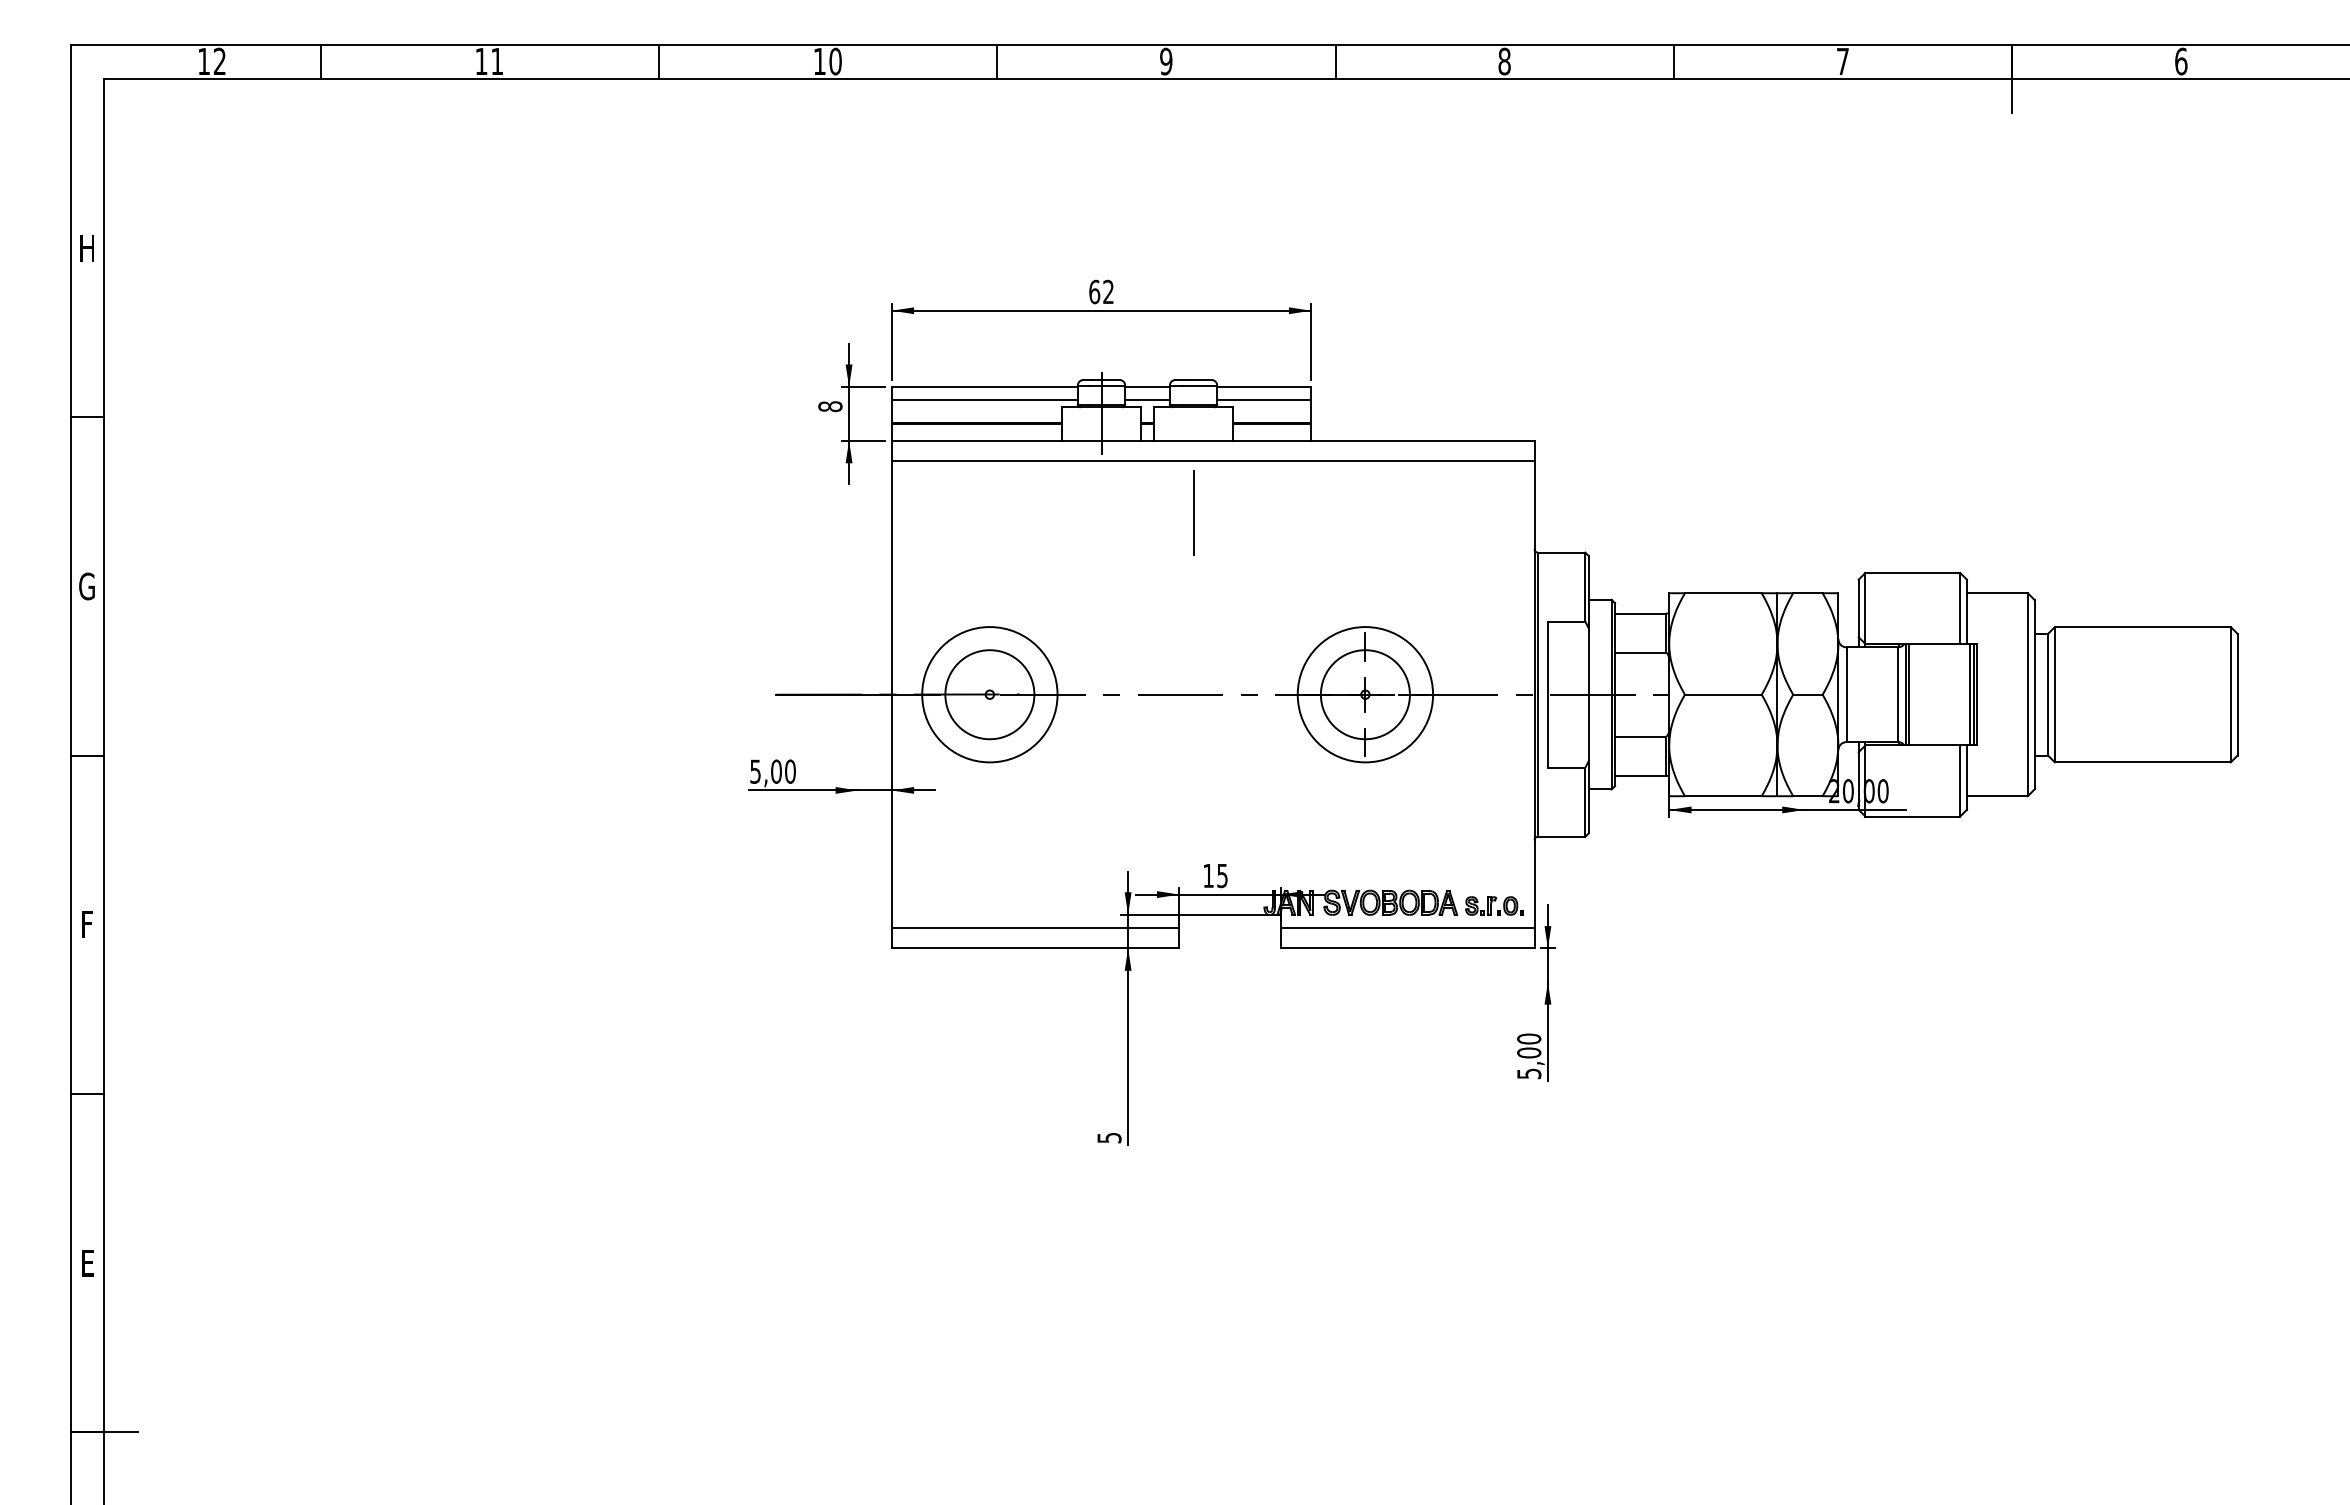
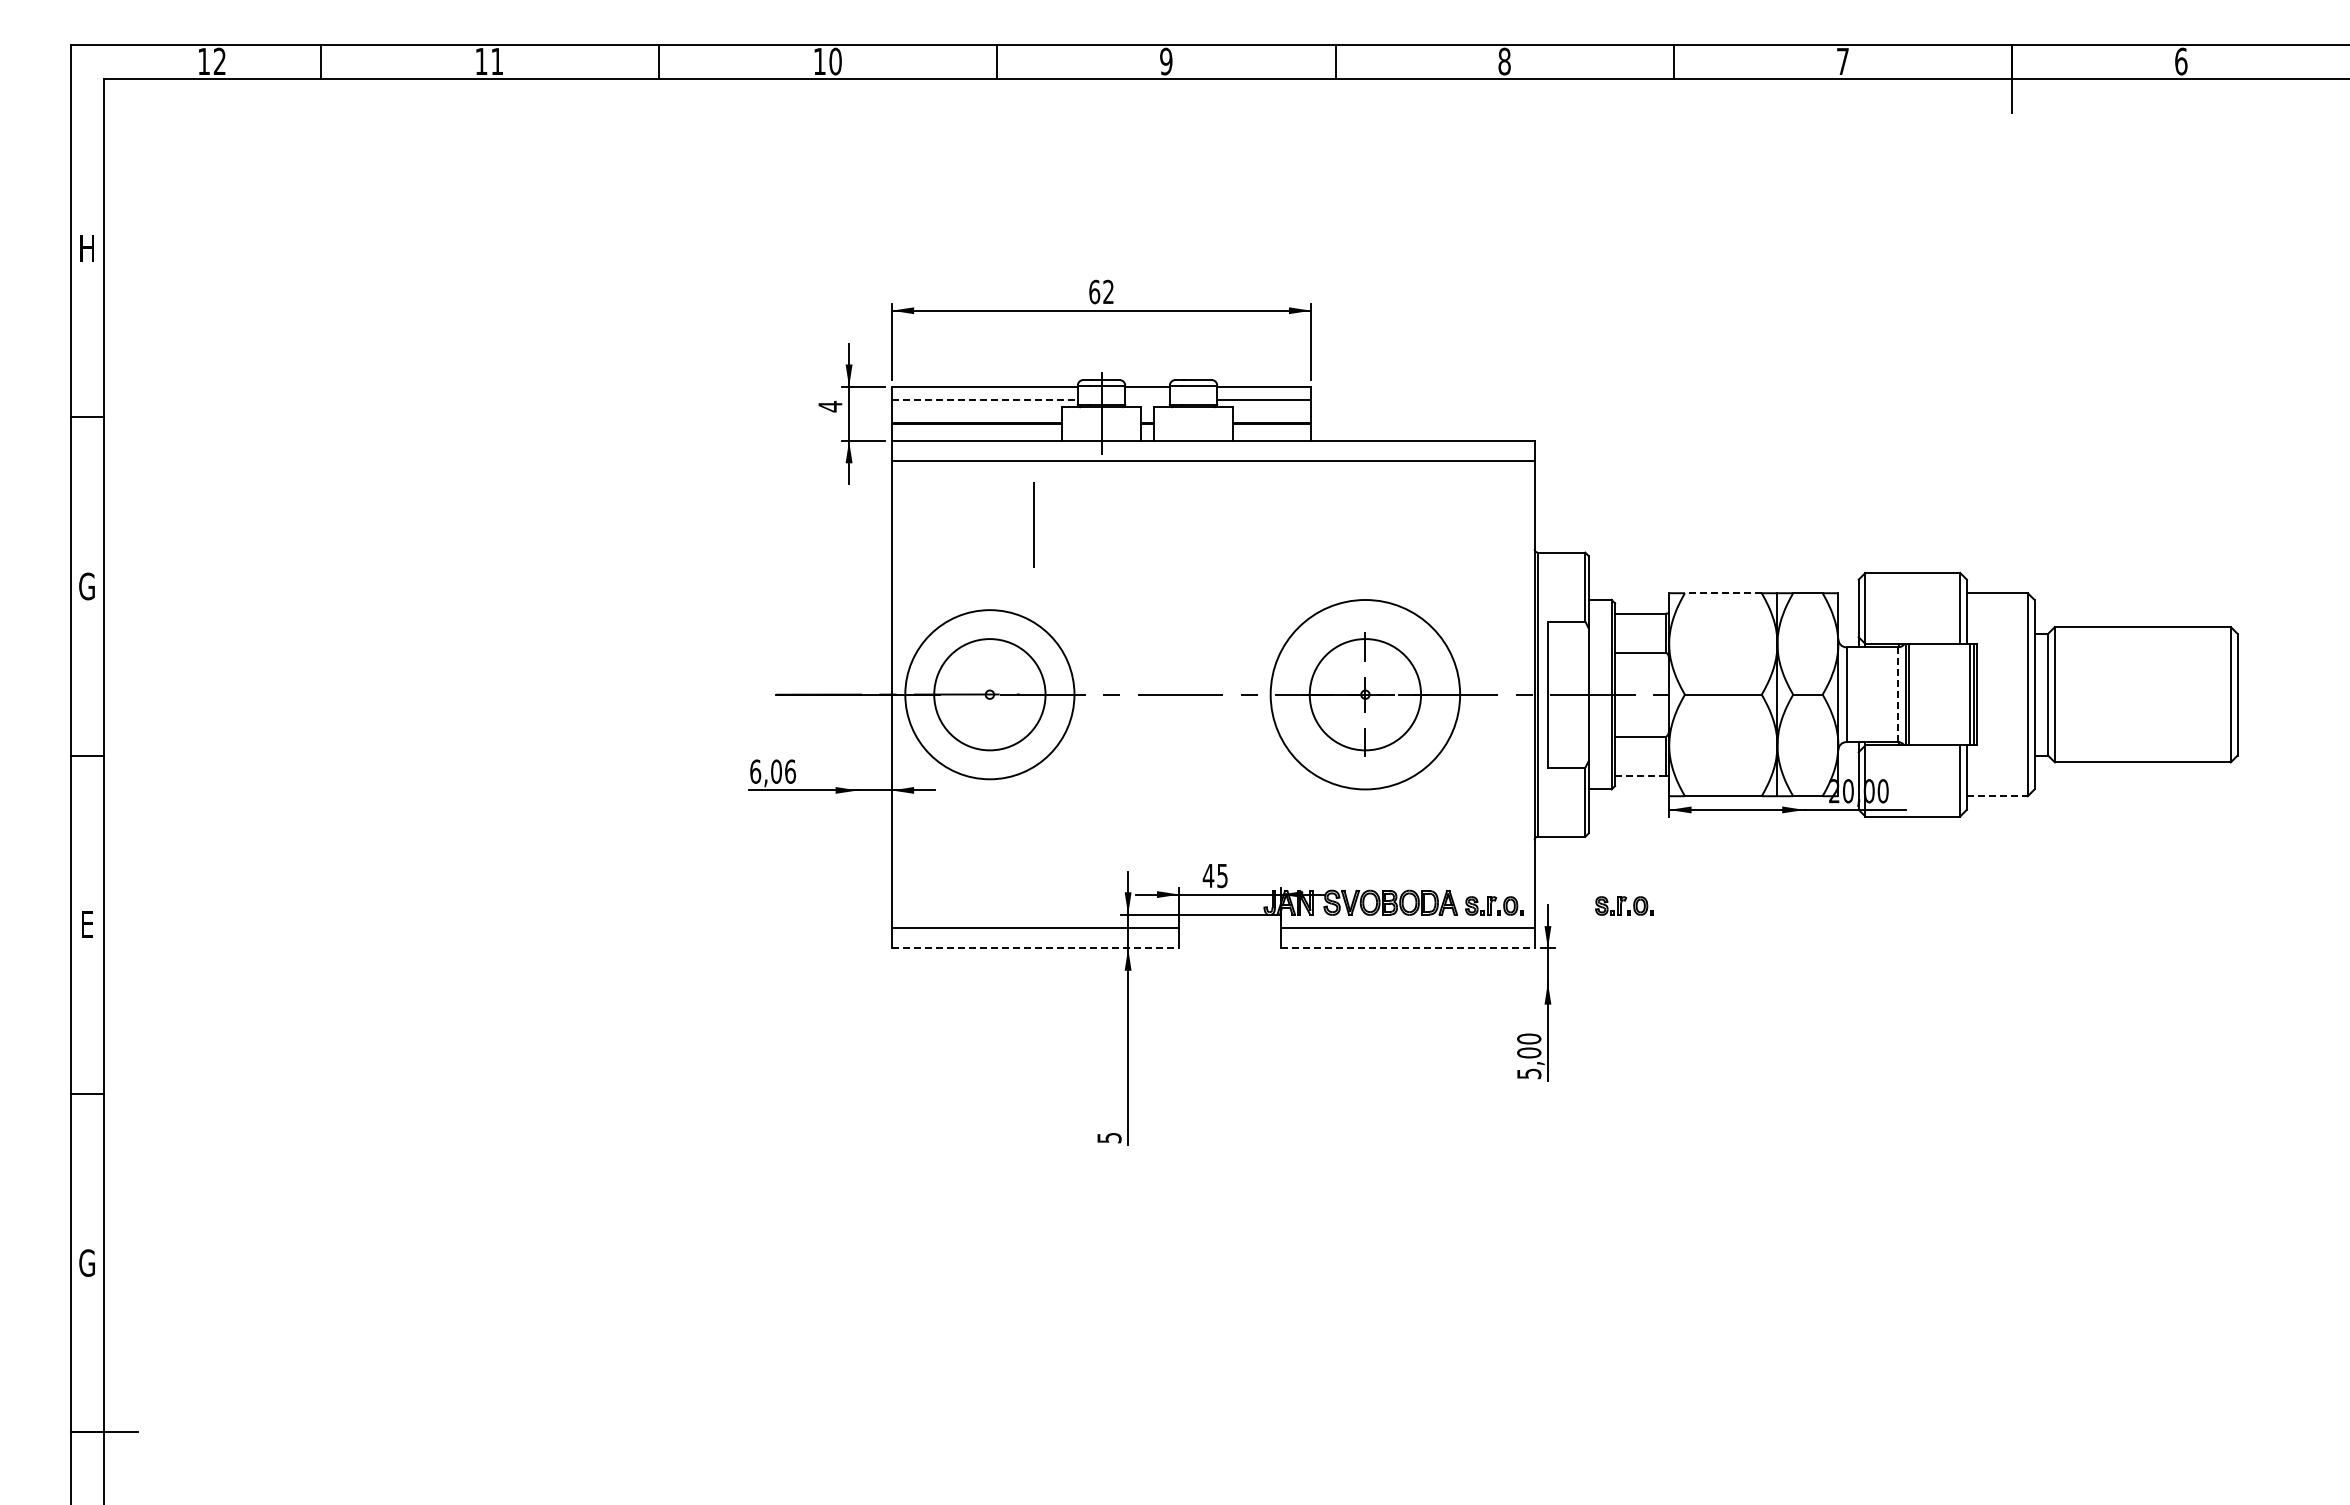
line: solid -> dashed (985, 400)
line: present -> none (1147, 400)
text: 8 -> 4 (830, 406)
line position: (1193, 512) -> (1033, 524) (1033, 524)
line: solid -> dashed (1722, 593)
circle diameter: 135 px -> 169 px (989, 694)
circle diameter: 89 px -> 111 px (989, 694)
circle diameter: 89 px -> 111 px (1365, 694)
circle diameter: 135 px -> 189 px (1365, 694)
line: solid -> dashed (1897, 694)
text: 5,00 -> 6,06 (772, 771)
line: solid -> dashed (1640, 775)
line: solid -> dashed (1997, 796)
text: 15 -> 45 (1208, 875)
part: none -> present (1624, 905)
text: F -> E (88, 925)
line: solid -> dashed (1035, 948)
line: solid -> dashed (1407, 948)
text: E -> G (86, 1262)
